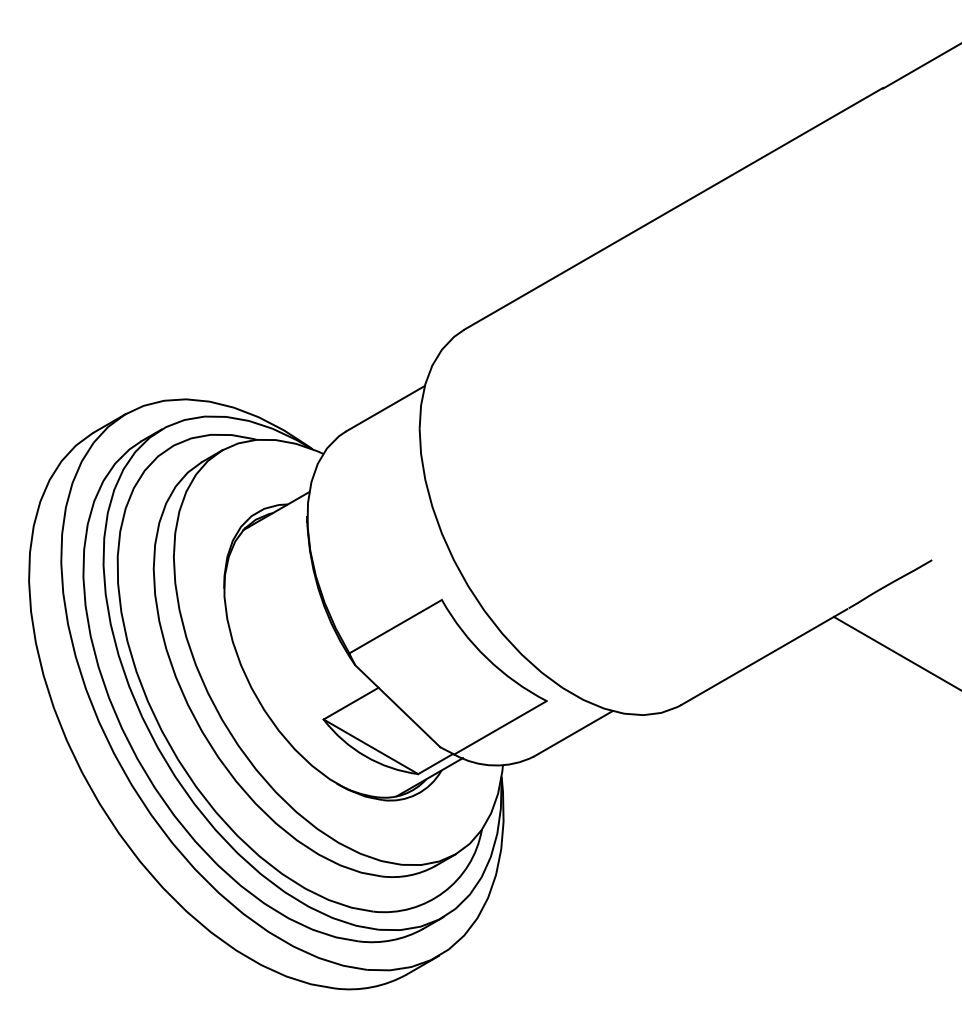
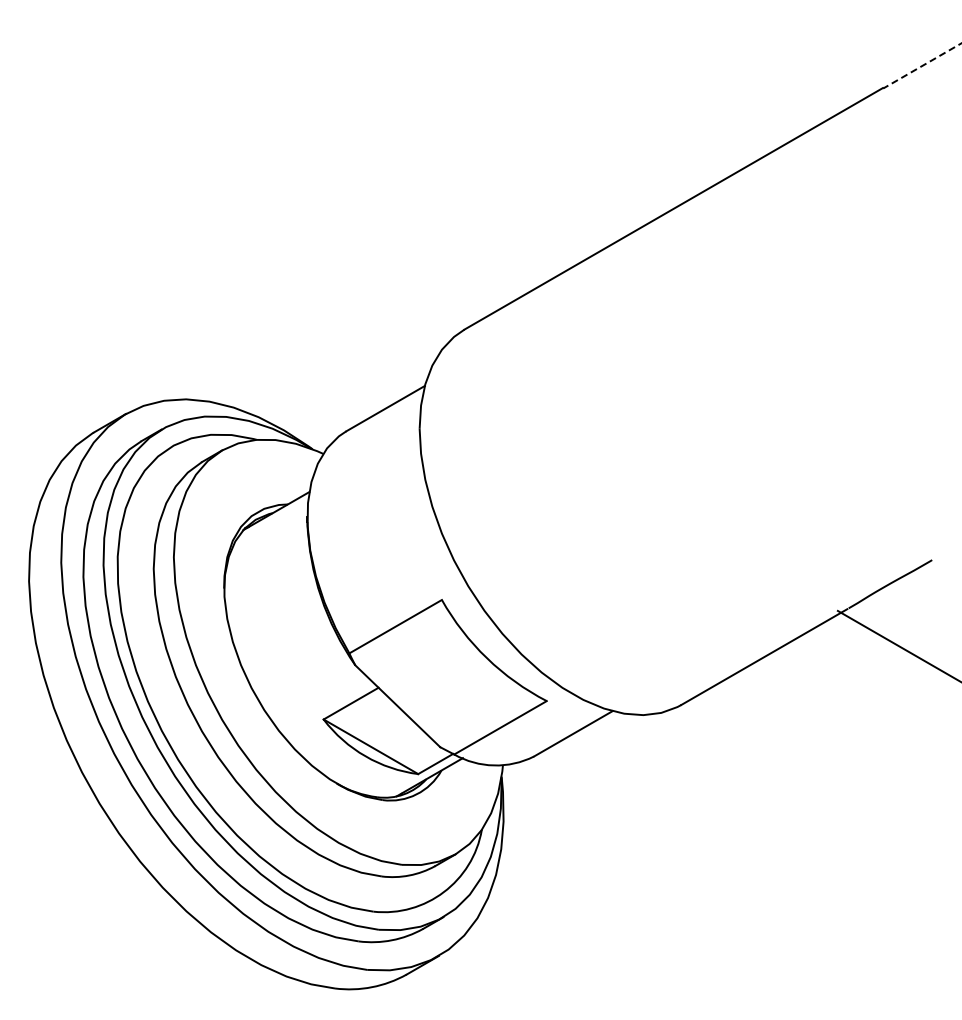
line: solid -> dashed (922, 66)
line position: (895, 652) -> (897, 645) (897, 645)
